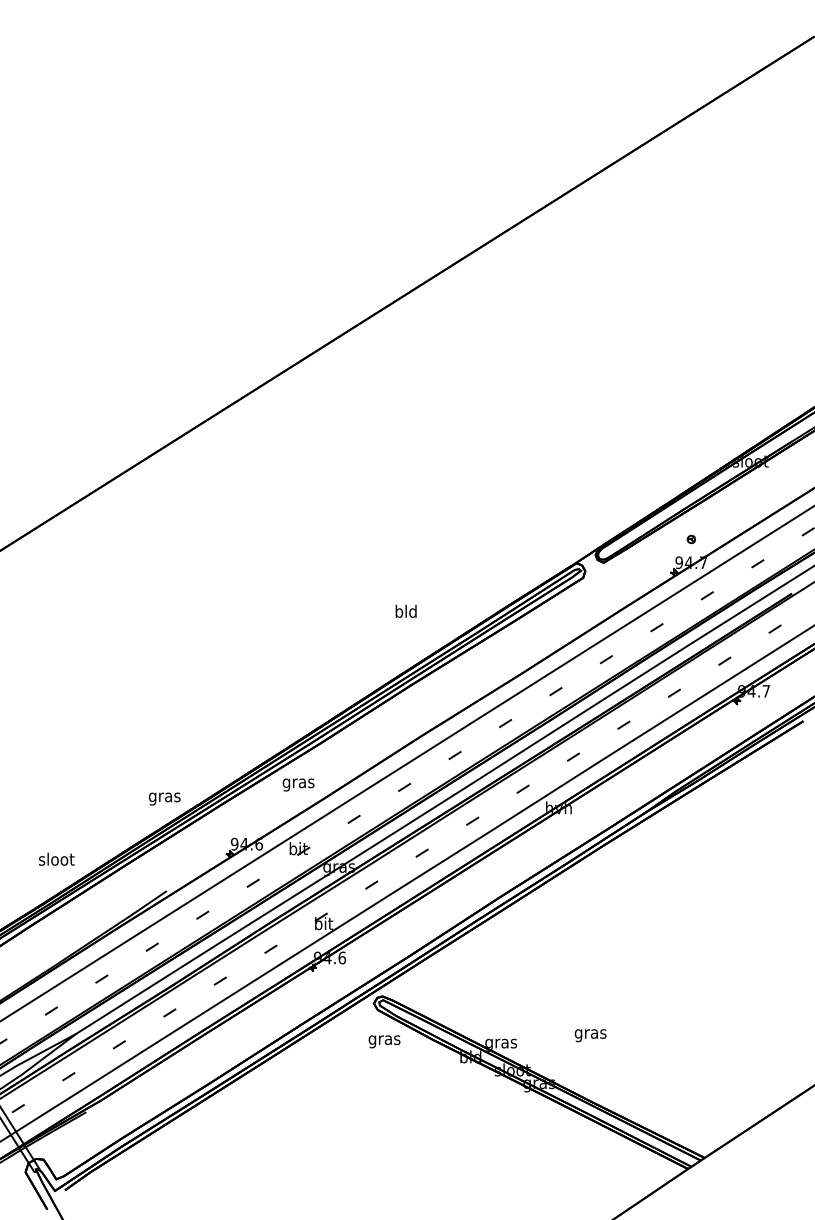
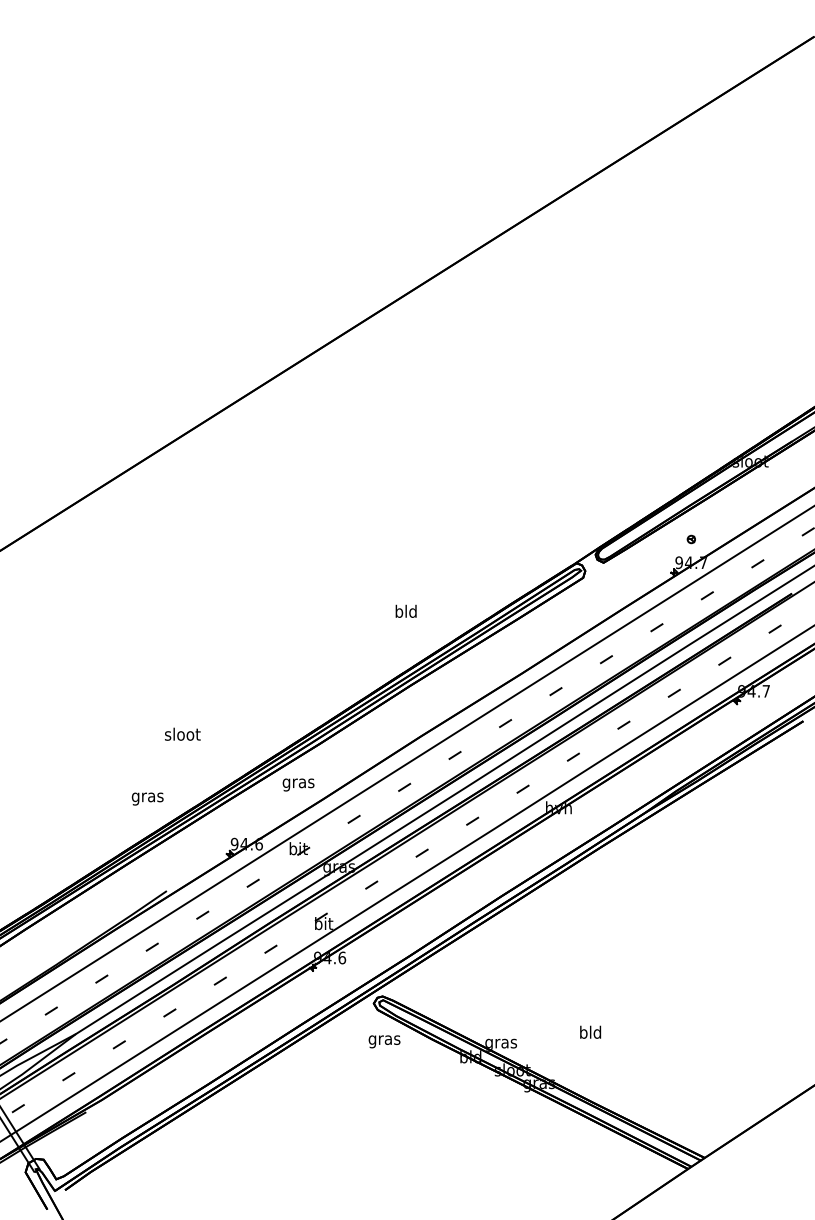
text position: (164, 798) -> (147, 798) (147, 798)
text position: (56, 858) -> (182, 733) (182, 733)
text: gras -> bld (590, 1033)
